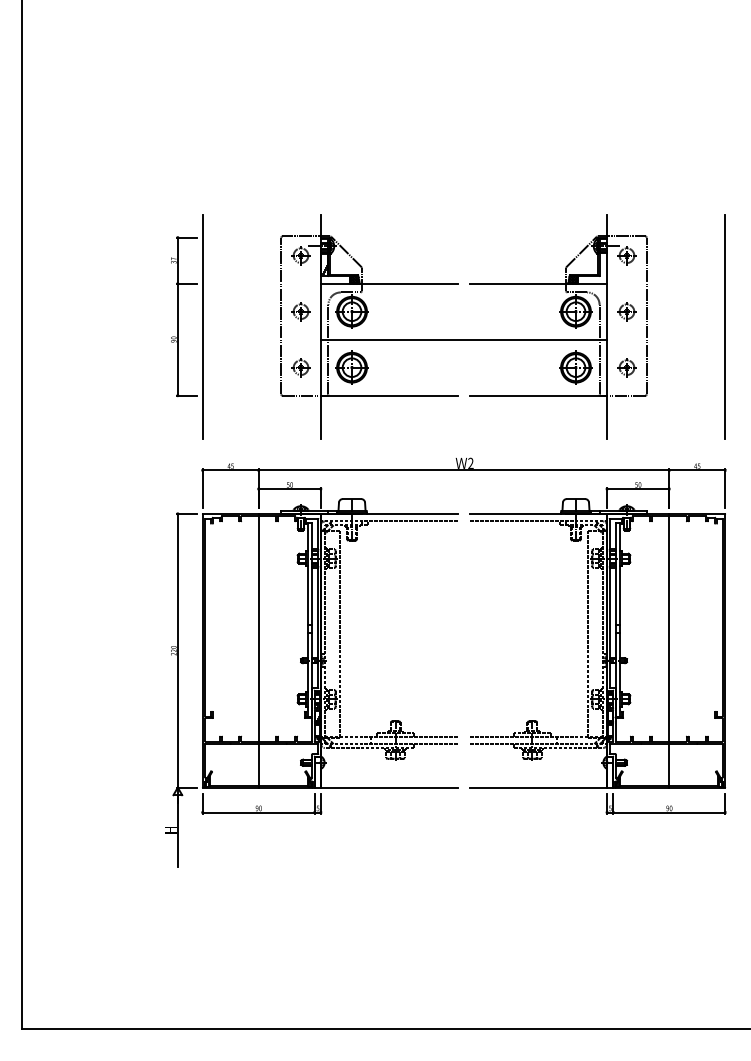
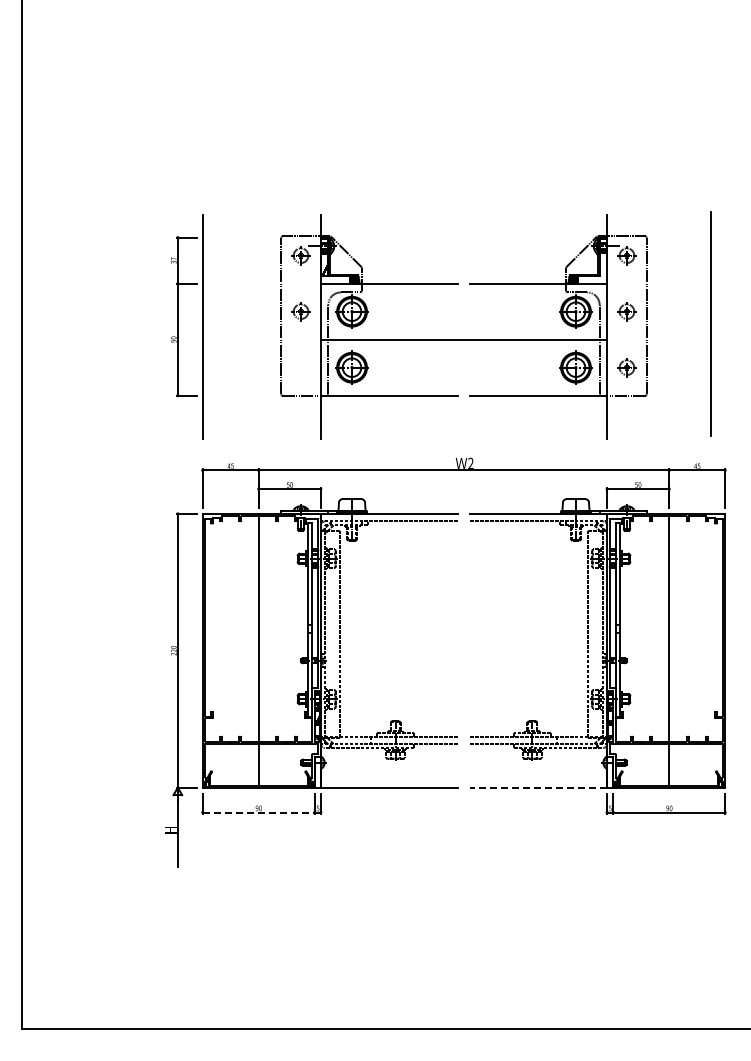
line position: (724, 326) -> (710, 323) (710, 323)
part: present -> none (300, 367)
line: solid -> dashed (538, 787)
line: solid -> dashed (258, 812)
